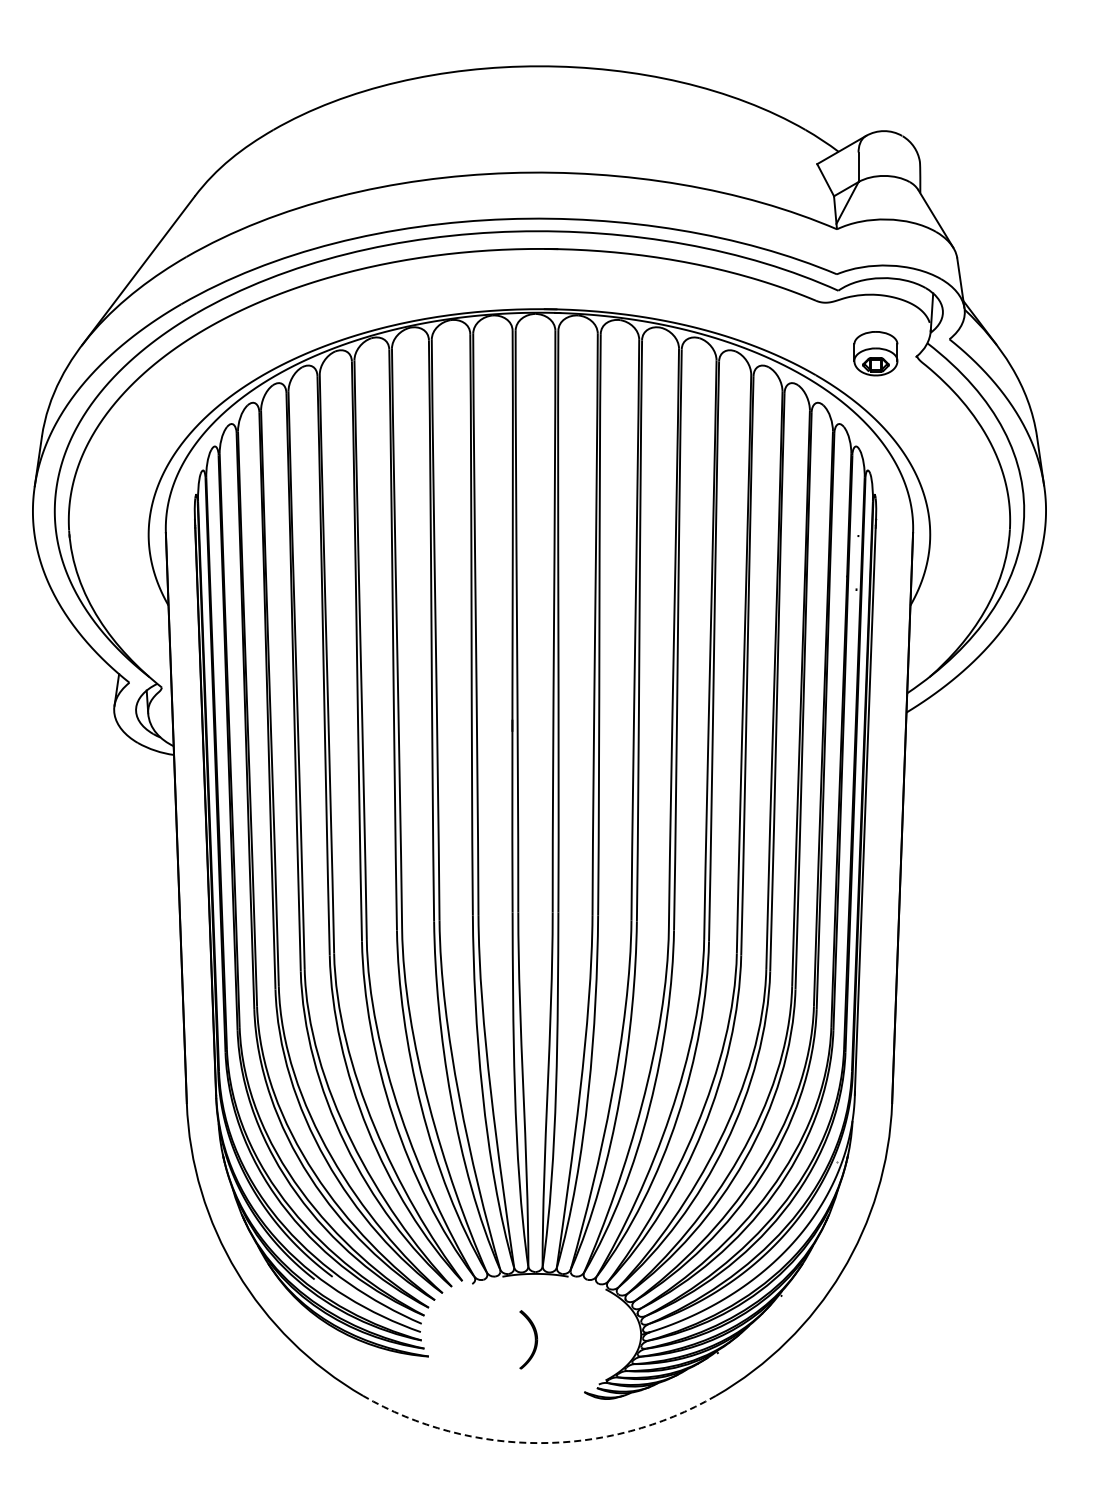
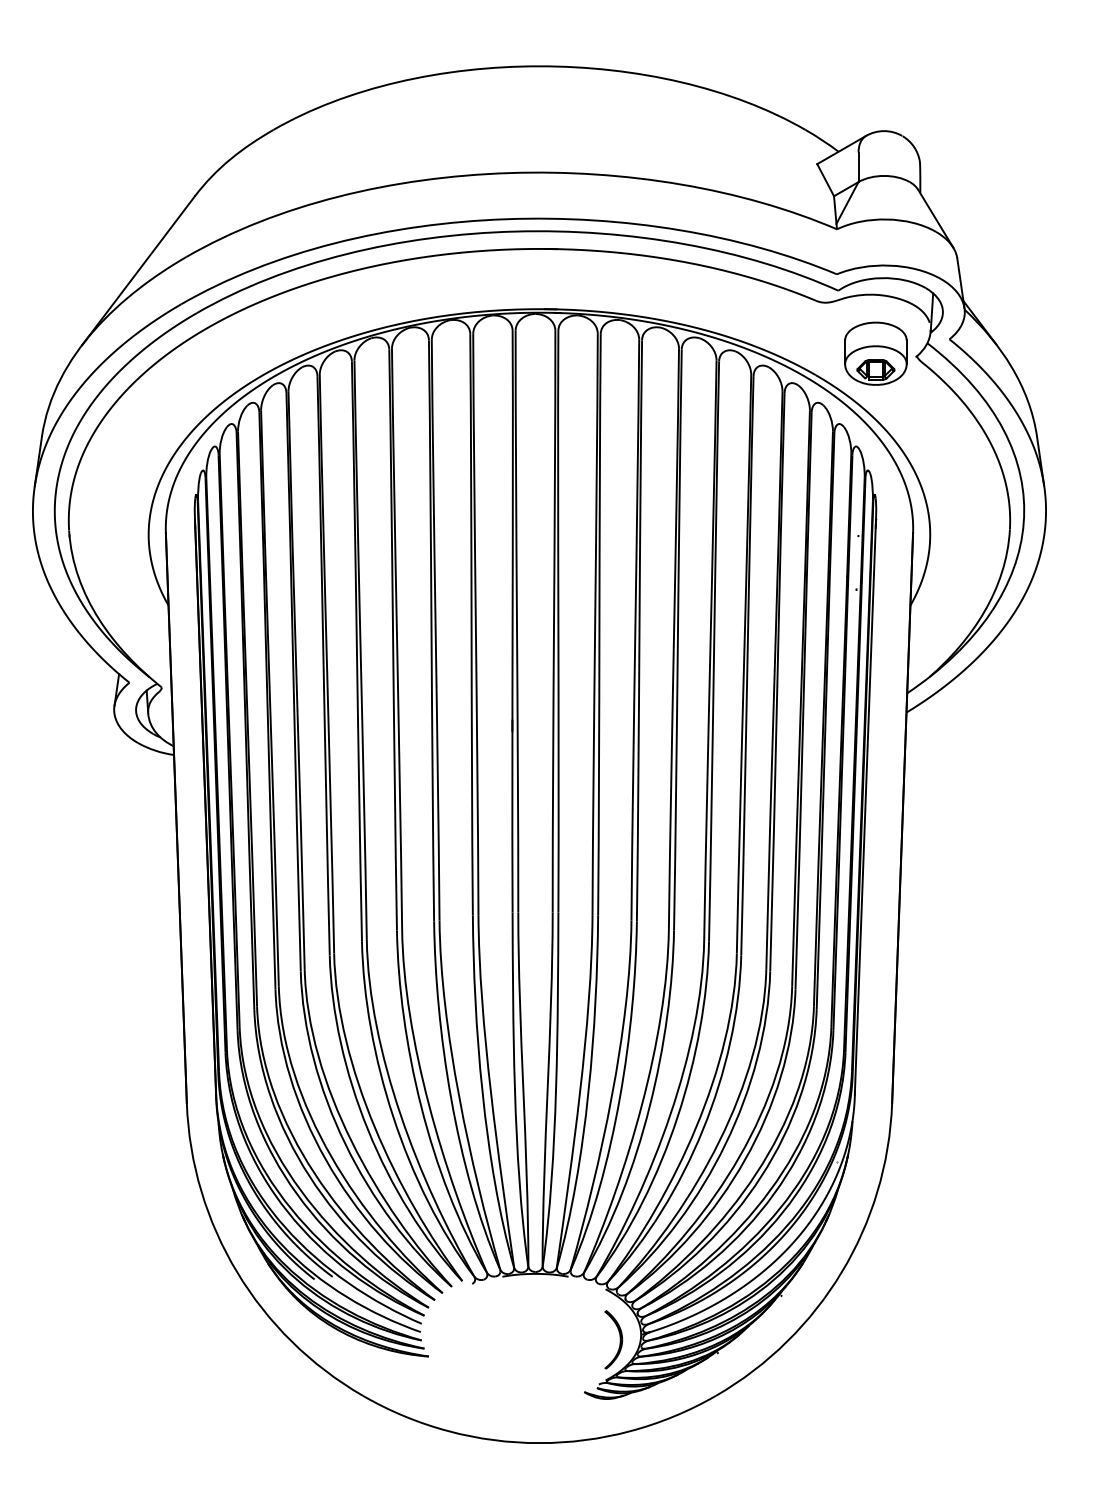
part size: 46x46 px -> 64x65 px (875, 353)
part position: (528, 1339) -> (613, 1339) (613, 1339)
arc: dashed -> solid (539, 1443)
